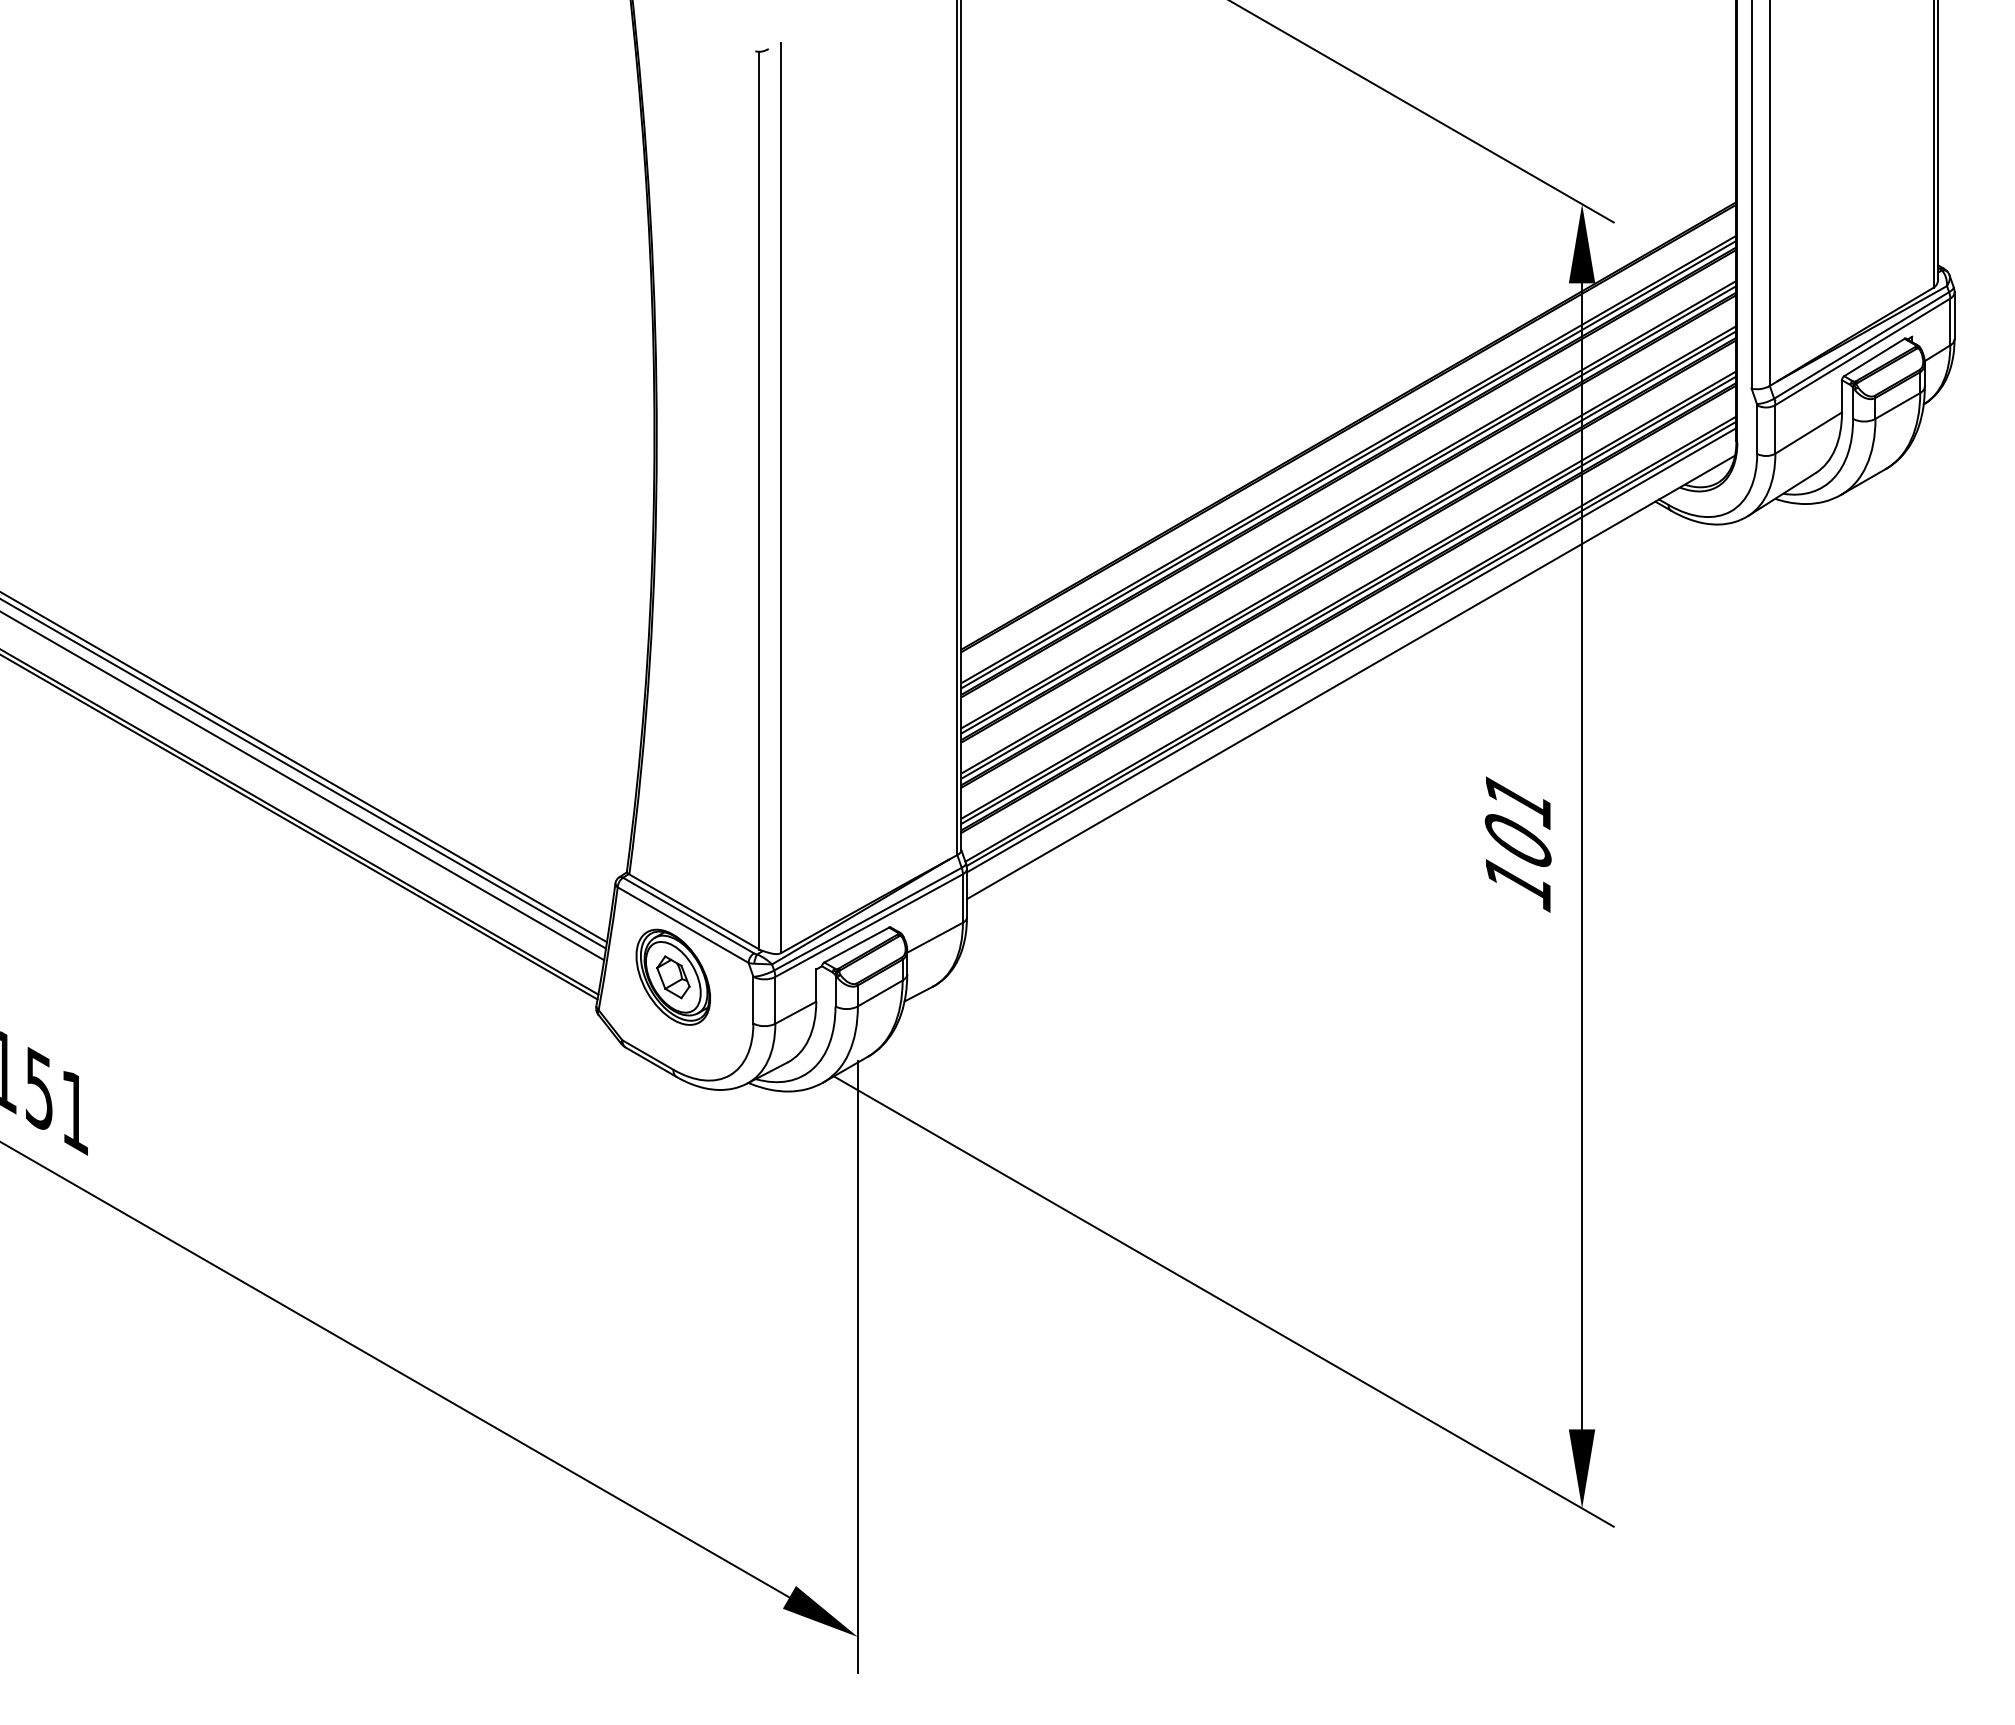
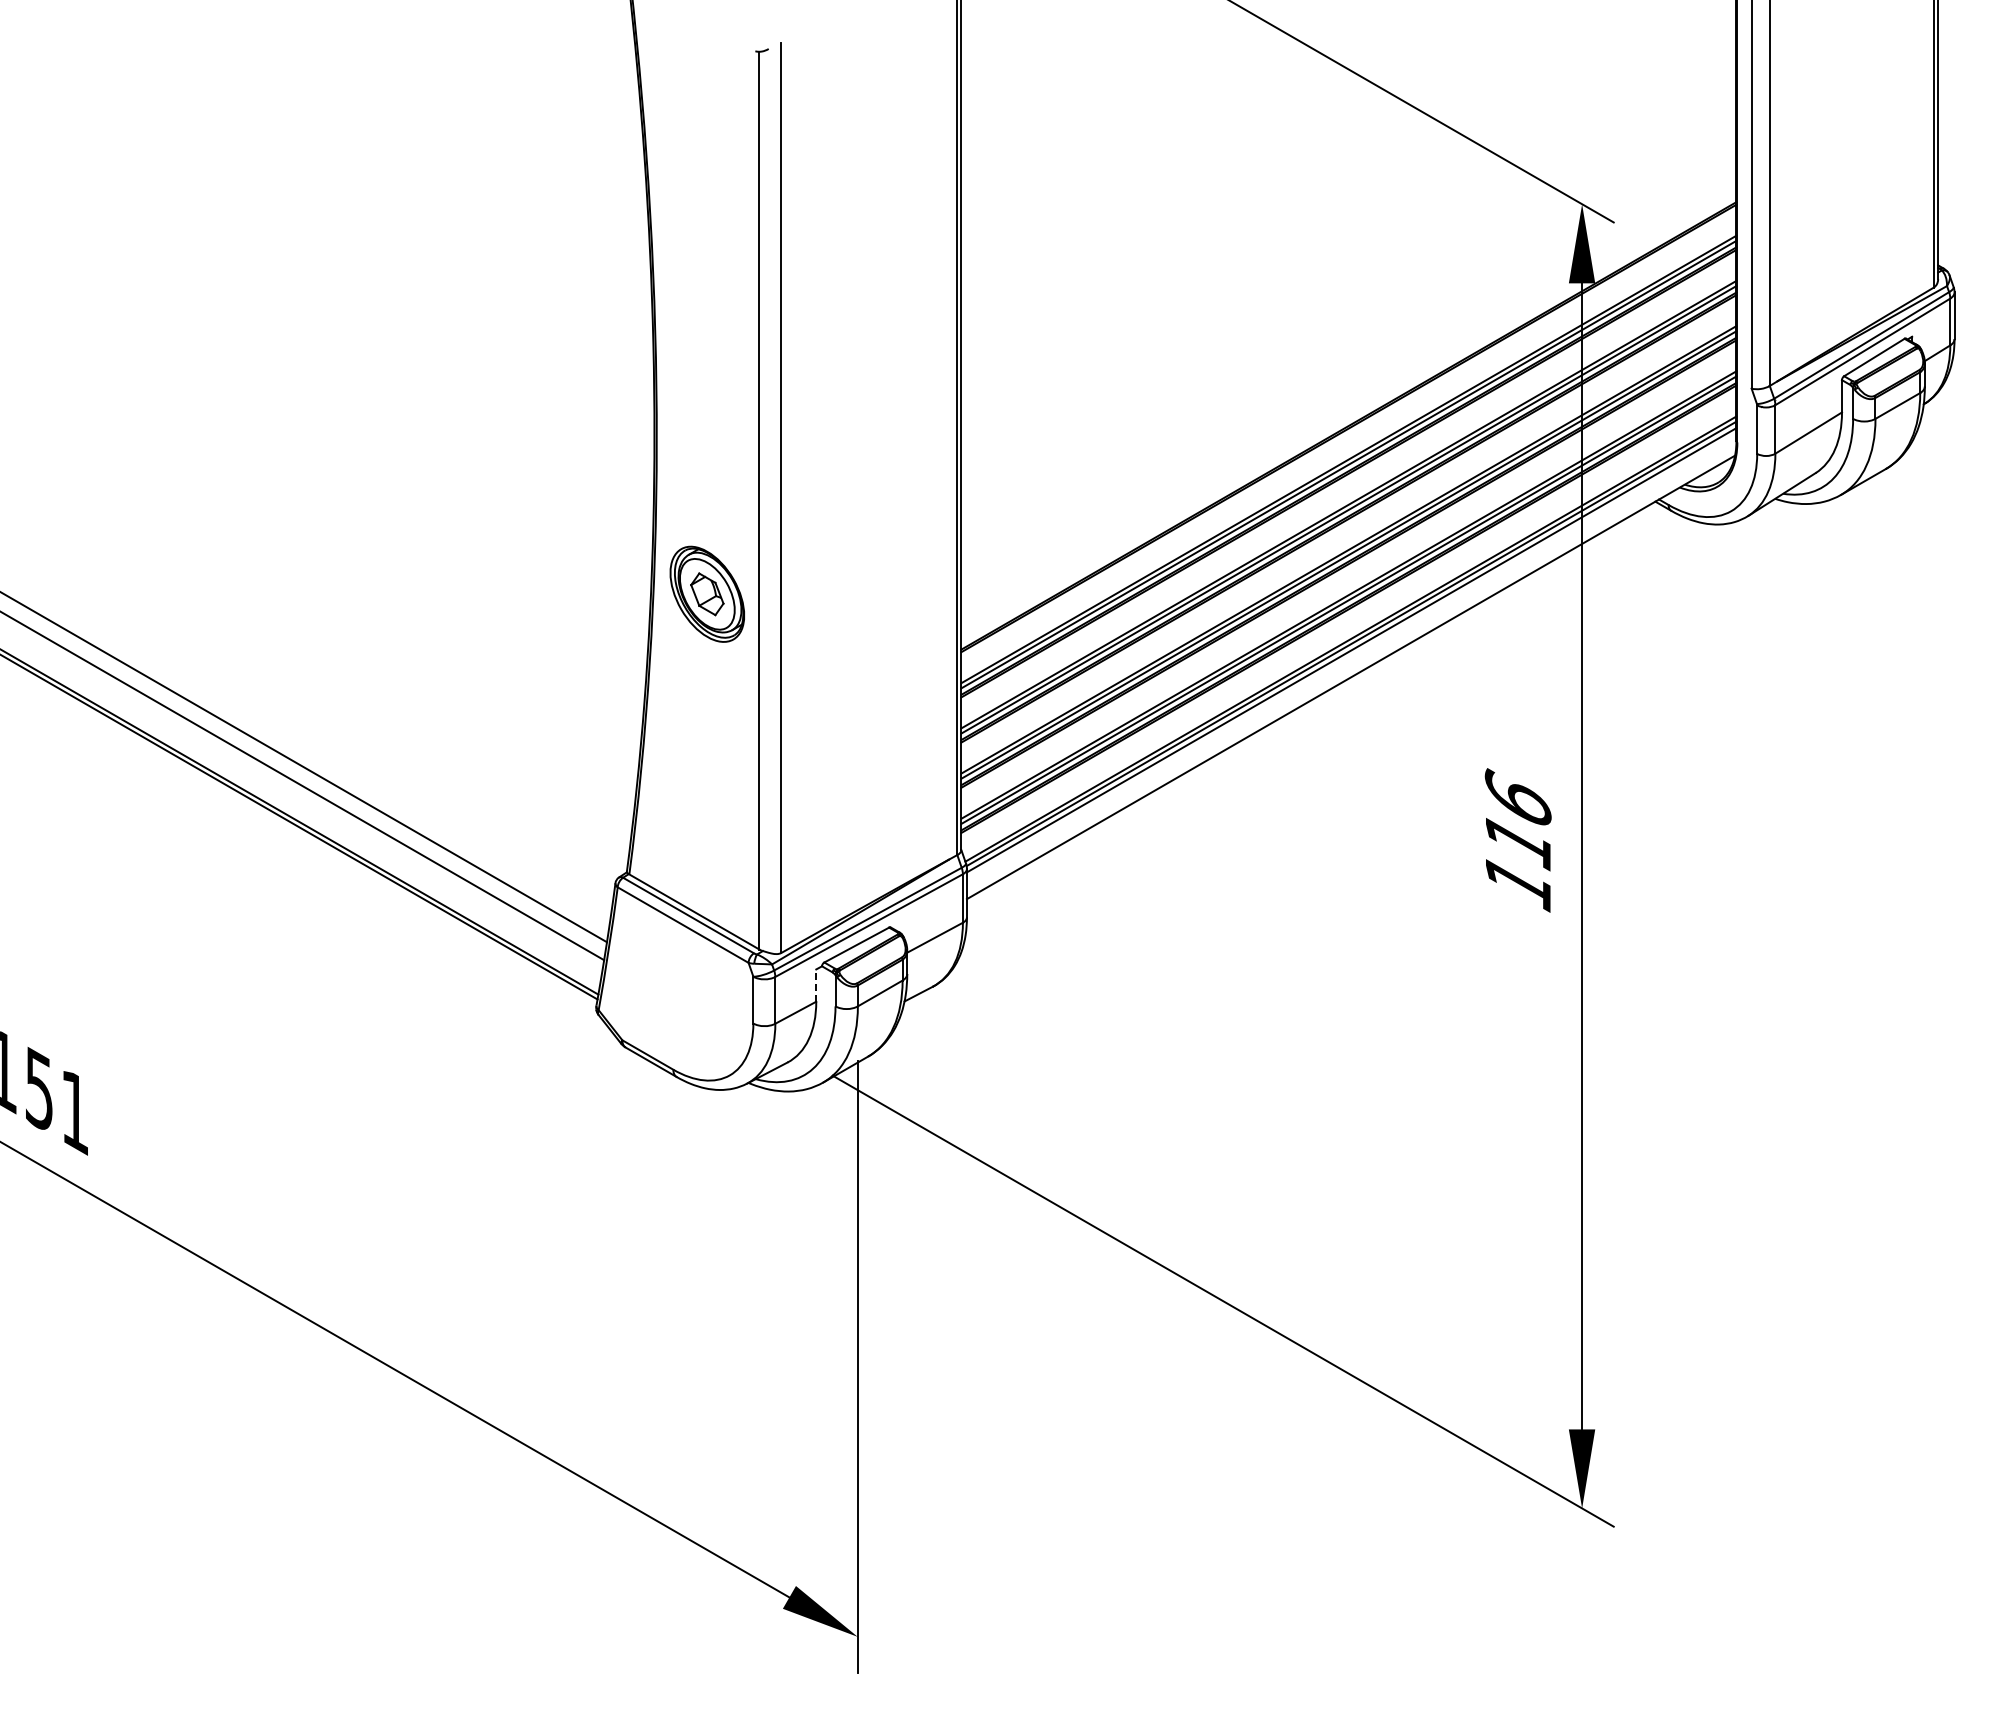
line: present -> none (304, 773)
text: 101 -> 116 (1517, 819)
part position: (672, 976) -> (706, 593) (706, 593)
line: solid -> dashed (816, 985)
